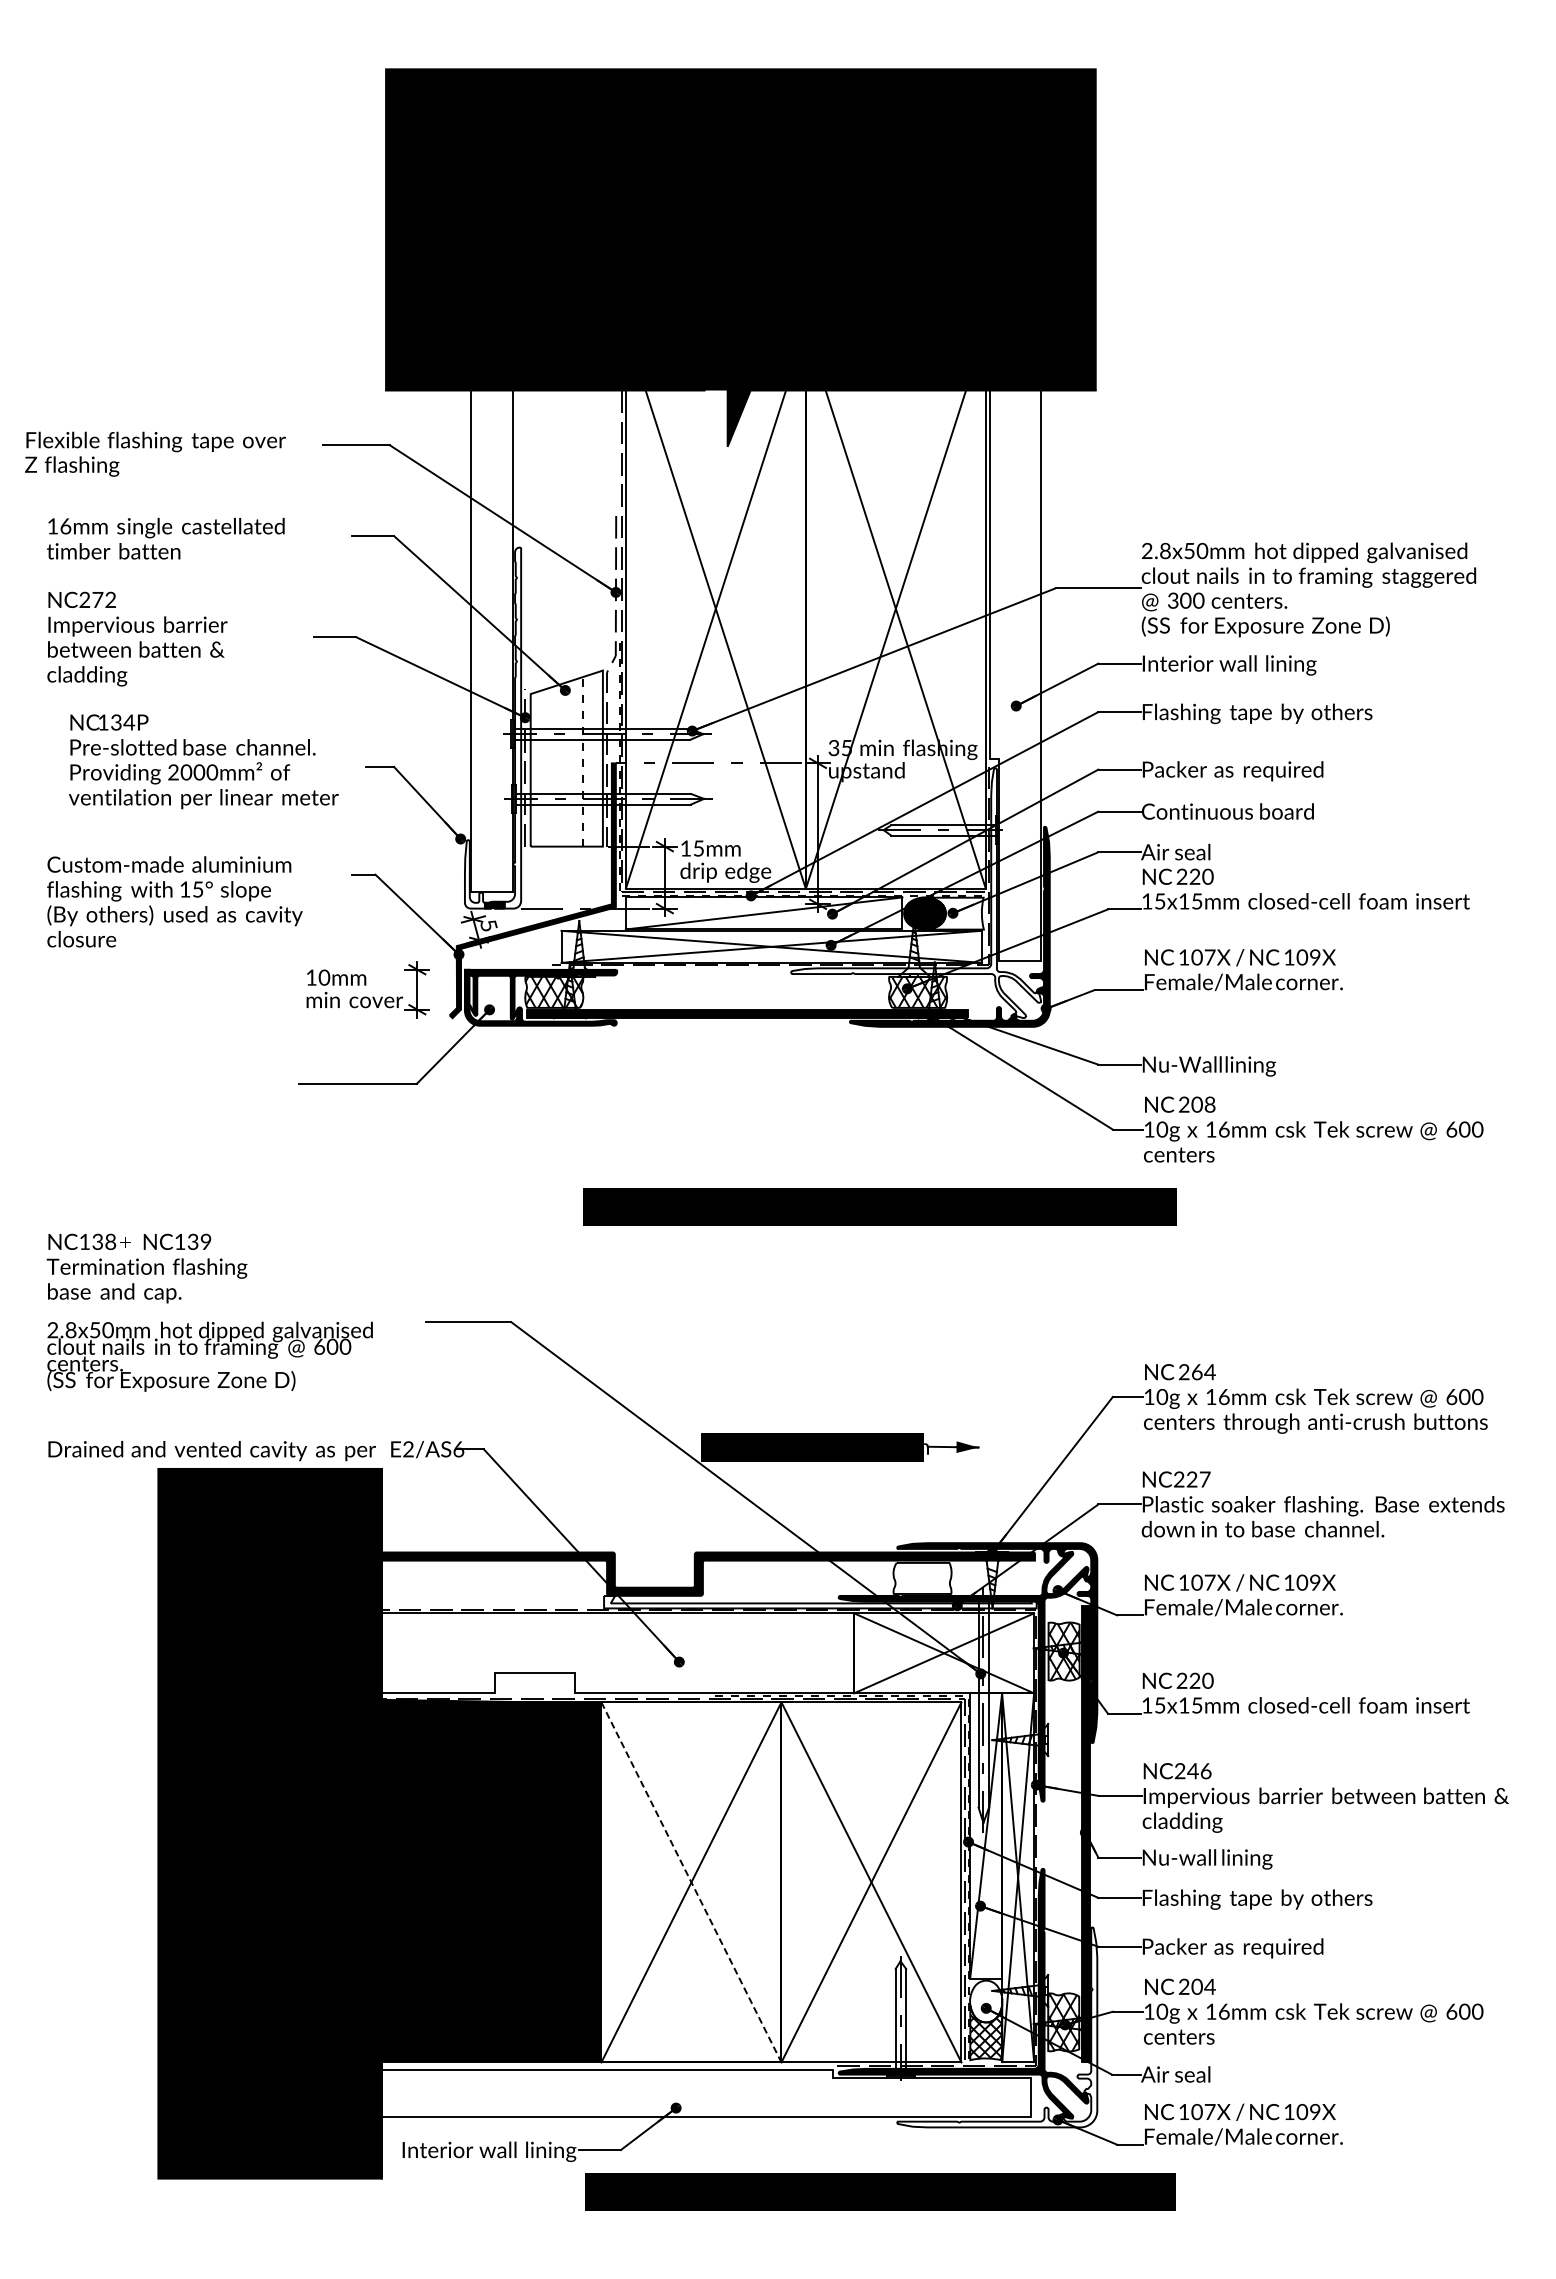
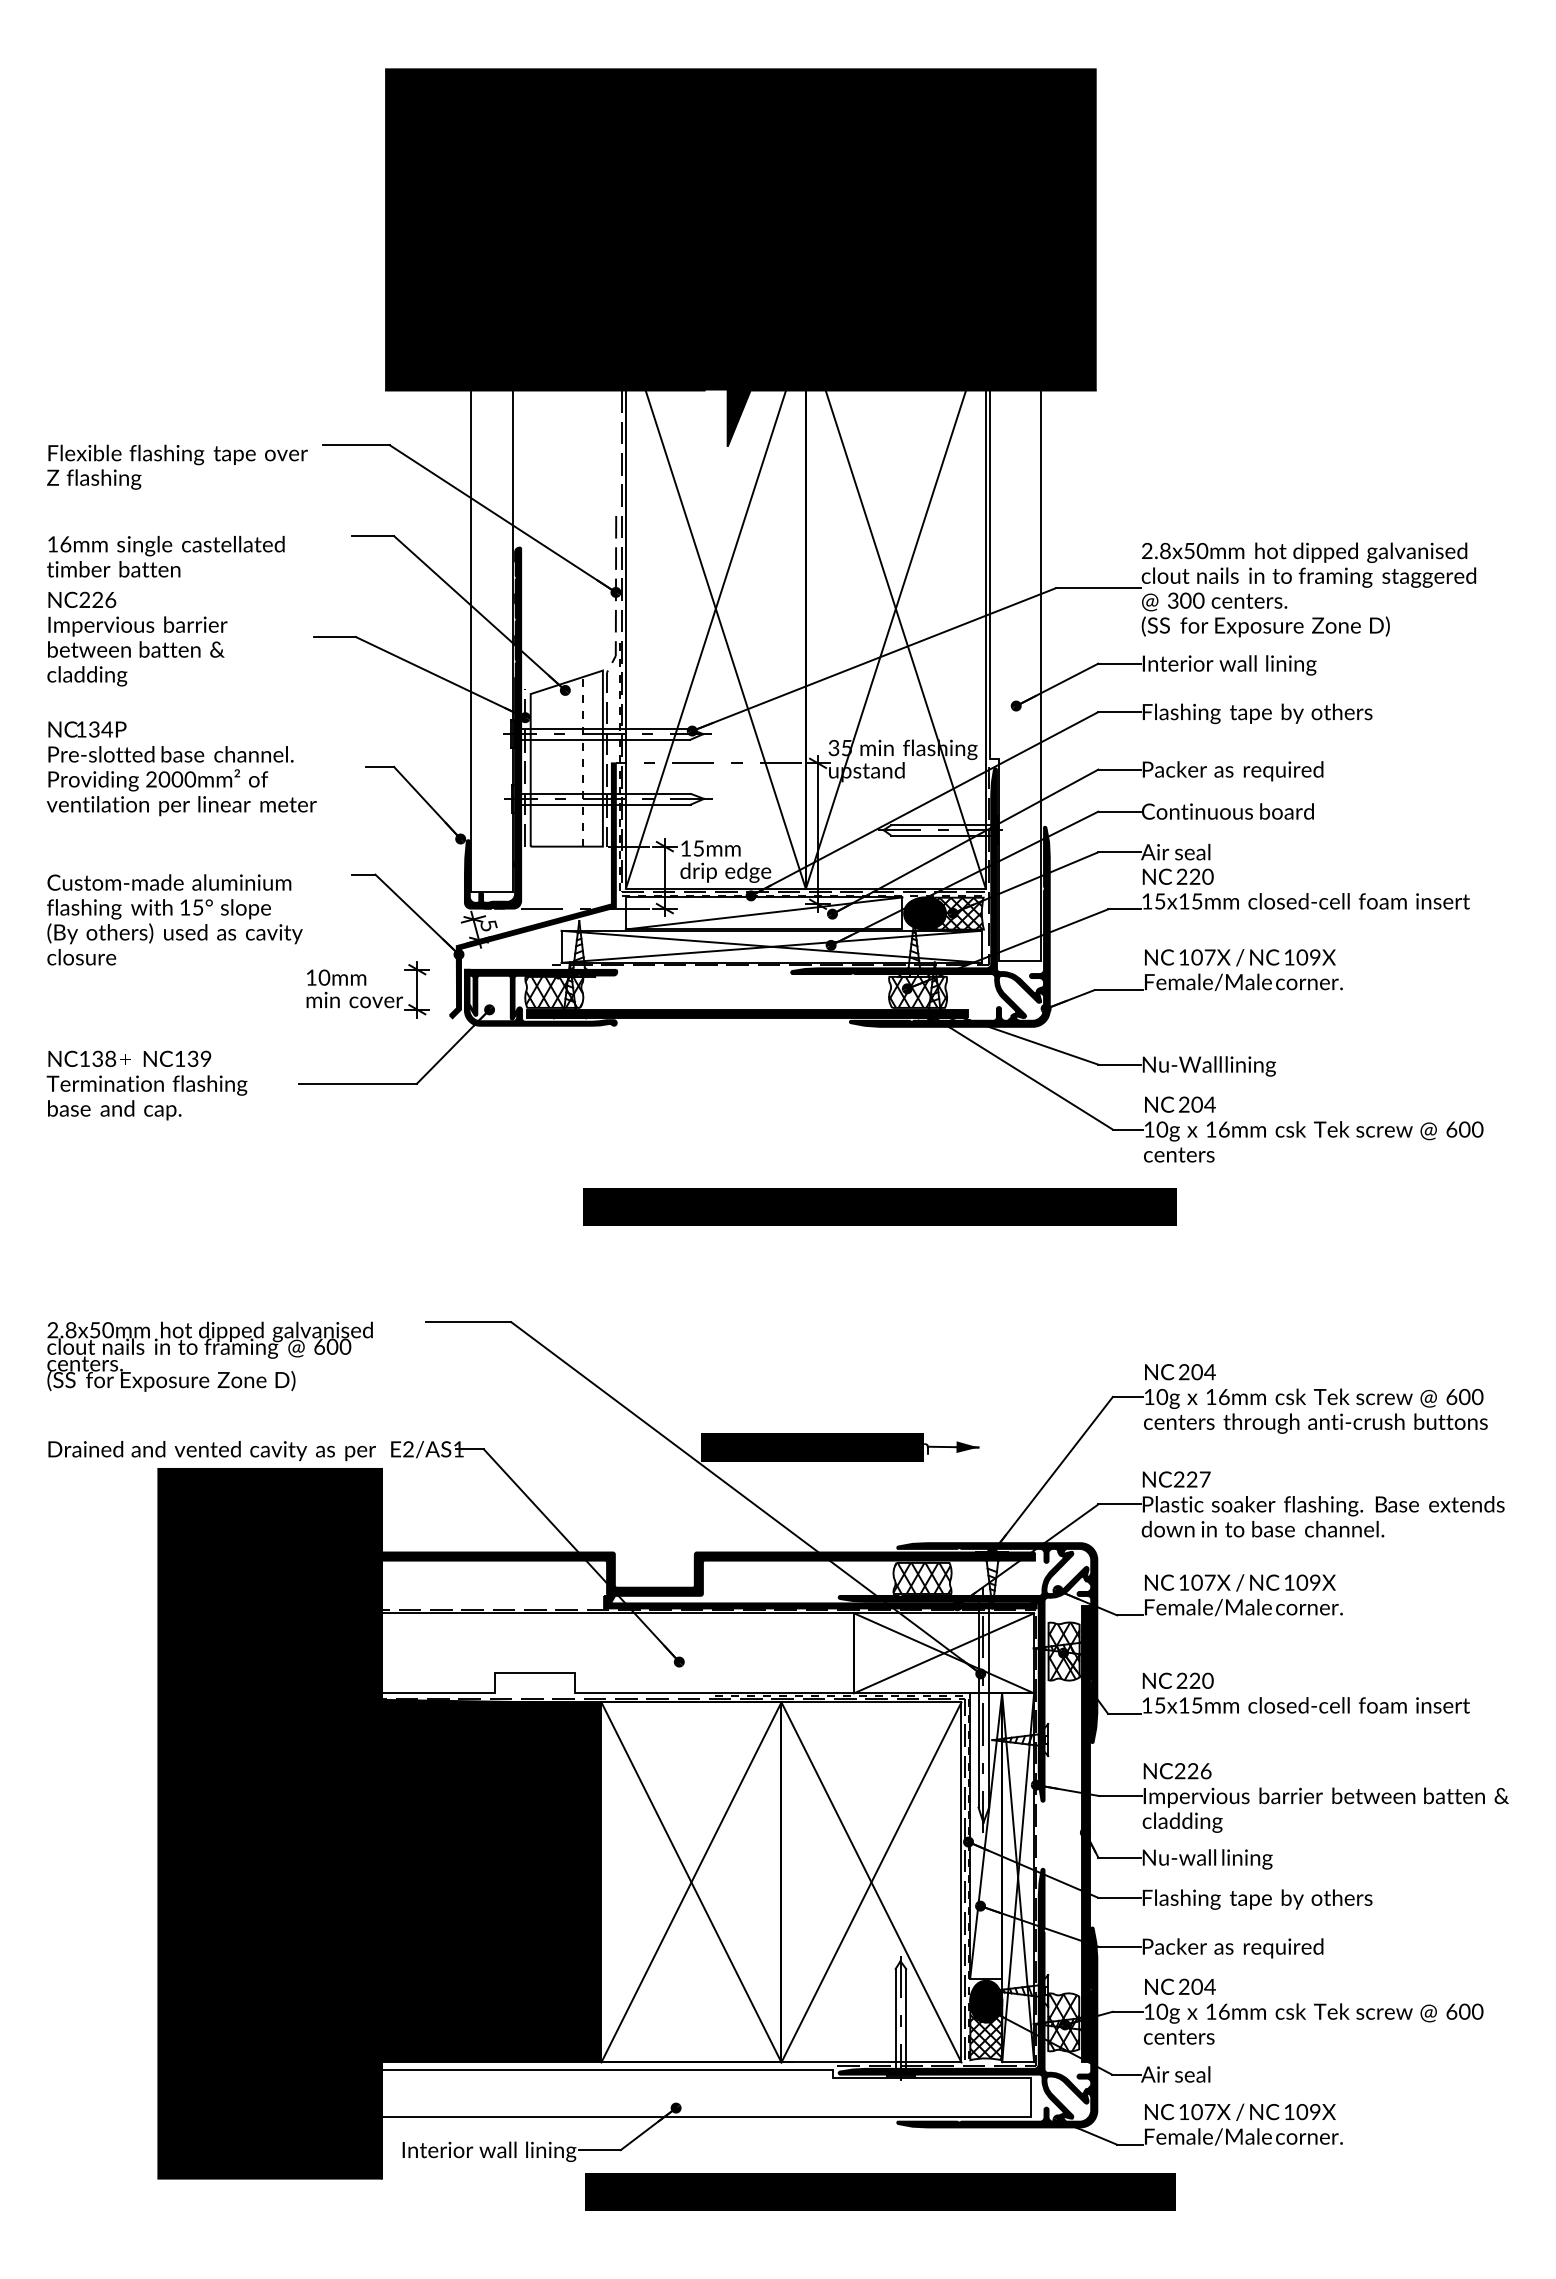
text position: (155, 453) -> (177, 466) (177, 466)
text position: (165, 538) -> (165, 556) (165, 556)
text: NC272 -> NC226 (104, 599)
fill: none -> present (492, 727)
text position: (203, 761) -> (181, 768) (181, 768)
fill: none -> present (916, 893)
text position: (174, 901) -> (174, 919) (174, 919)
hatch: none -> present (956, 913)
text: 208 -> 204 (1209, 1104)
text position: (146, 1268) -> (146, 1085) (146, 1085)
text: 264 -> 204 (1196, 1371)
text: E2/AS6 -> E2/AS1 (458, 1449)
hatch: none -> present (922, 1577)
fill: none -> present (820, 1601)
text: NC246 -> NC226 (1192, 1771)
line: dashed -> solid (691, 1882)
fill: none -> present (986, 2001)
fill: none -> present (997, 2027)
